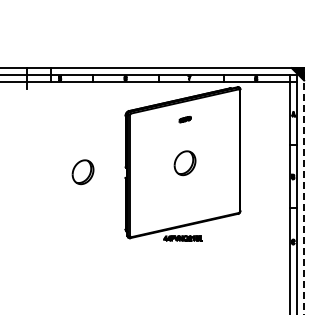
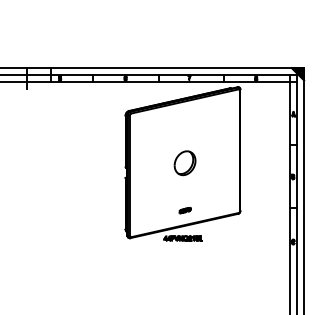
part position: (184, 119) -> (184, 210) (184, 210)
part: present -> none (82, 172)
line: dashed -> solid (304, 190)
